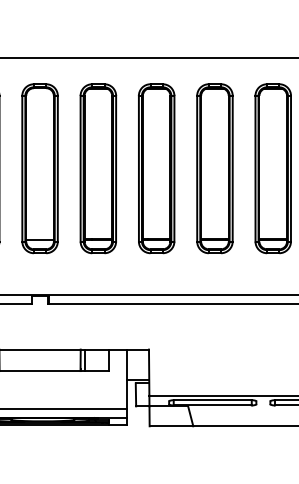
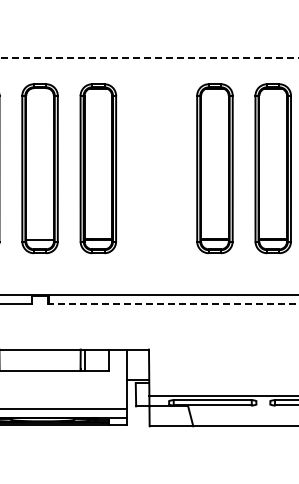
line: solid -> dashed (149, 57)
part: present -> none (156, 168)
line: solid -> dashed (172, 303)
